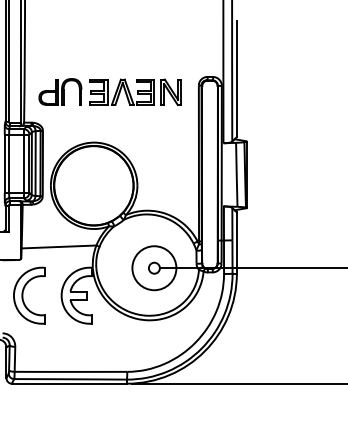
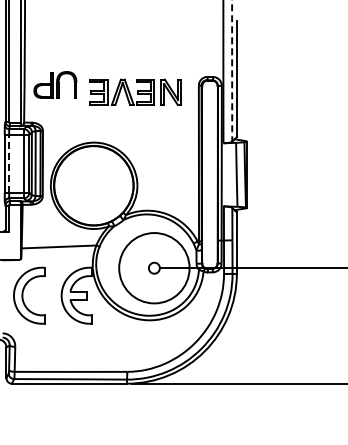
arc: solid -> dashed (232, 70)
part position: (60, 91) -> (55, 84) (55, 84)
line: solid -> dashed (9, 163)
circle diameter: 44 px -> 70 px (154, 268)
